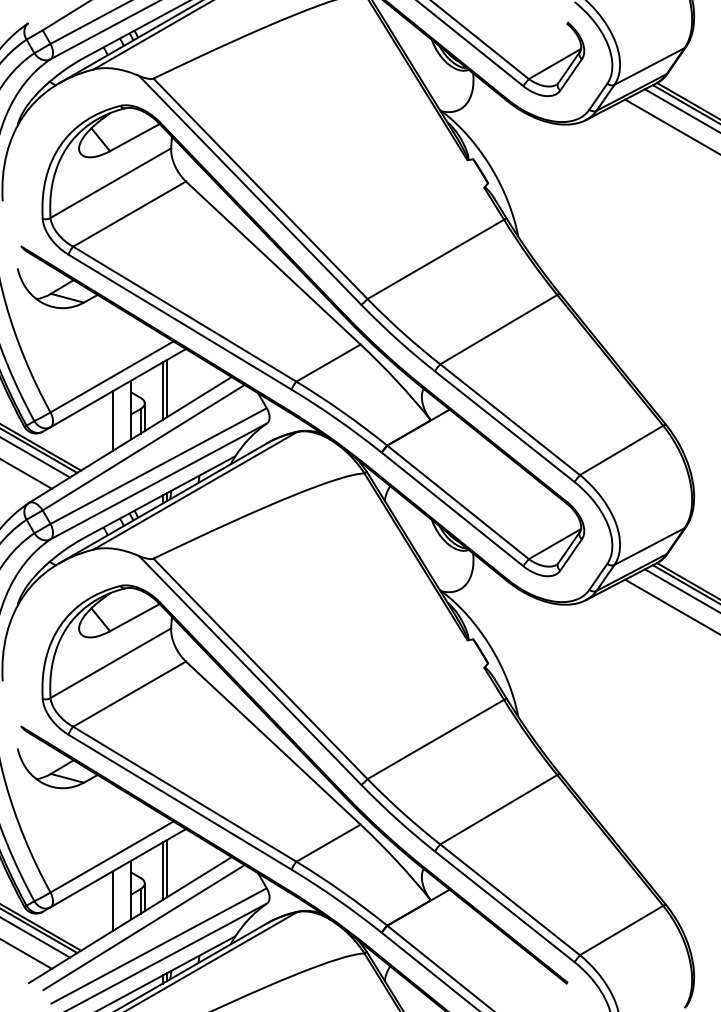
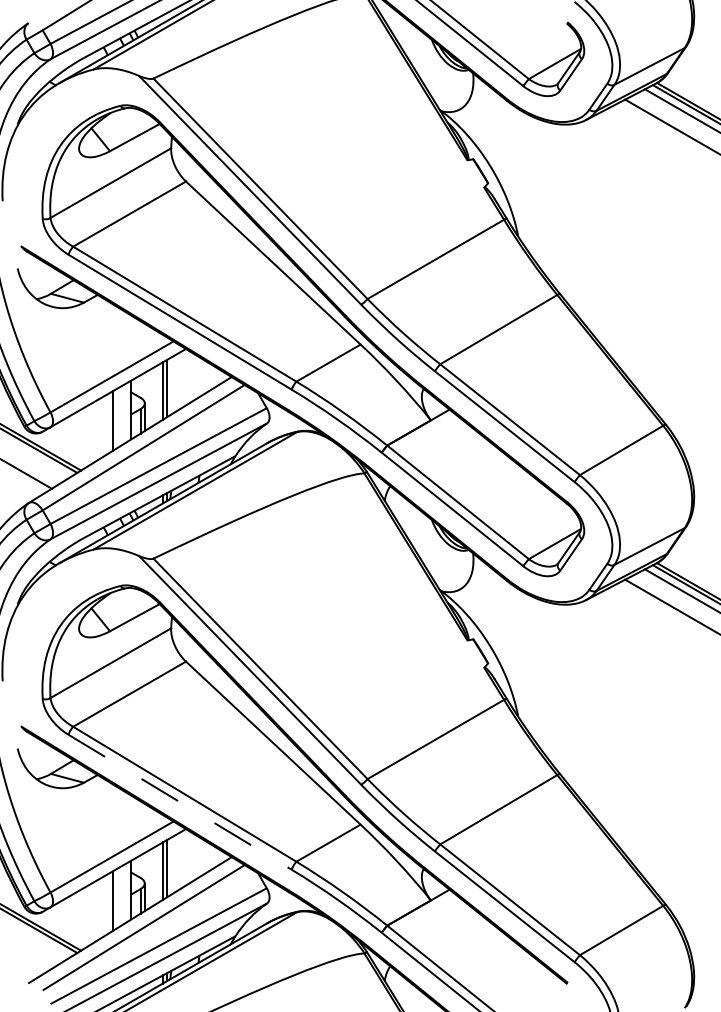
line: present -> none (36, 457)
line: solid -> dashed (180, 802)
line: present -> none (36, 937)
line: present -> none (26, 954)
